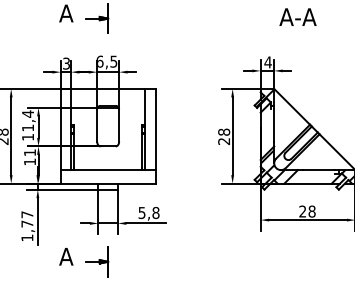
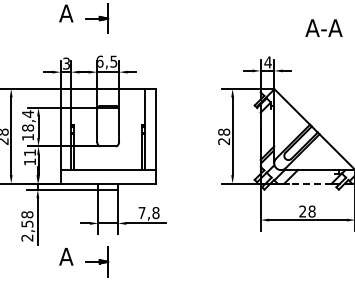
text position: (297, 16) -> (323, 27) (323, 27)
text: 11,4 -> 18,4 (28, 127)
line: solid -> dashed (309, 183)
text: 5,8 -> 7,8 (141, 213)
text: 1,77 -> 2,58 (27, 226)
